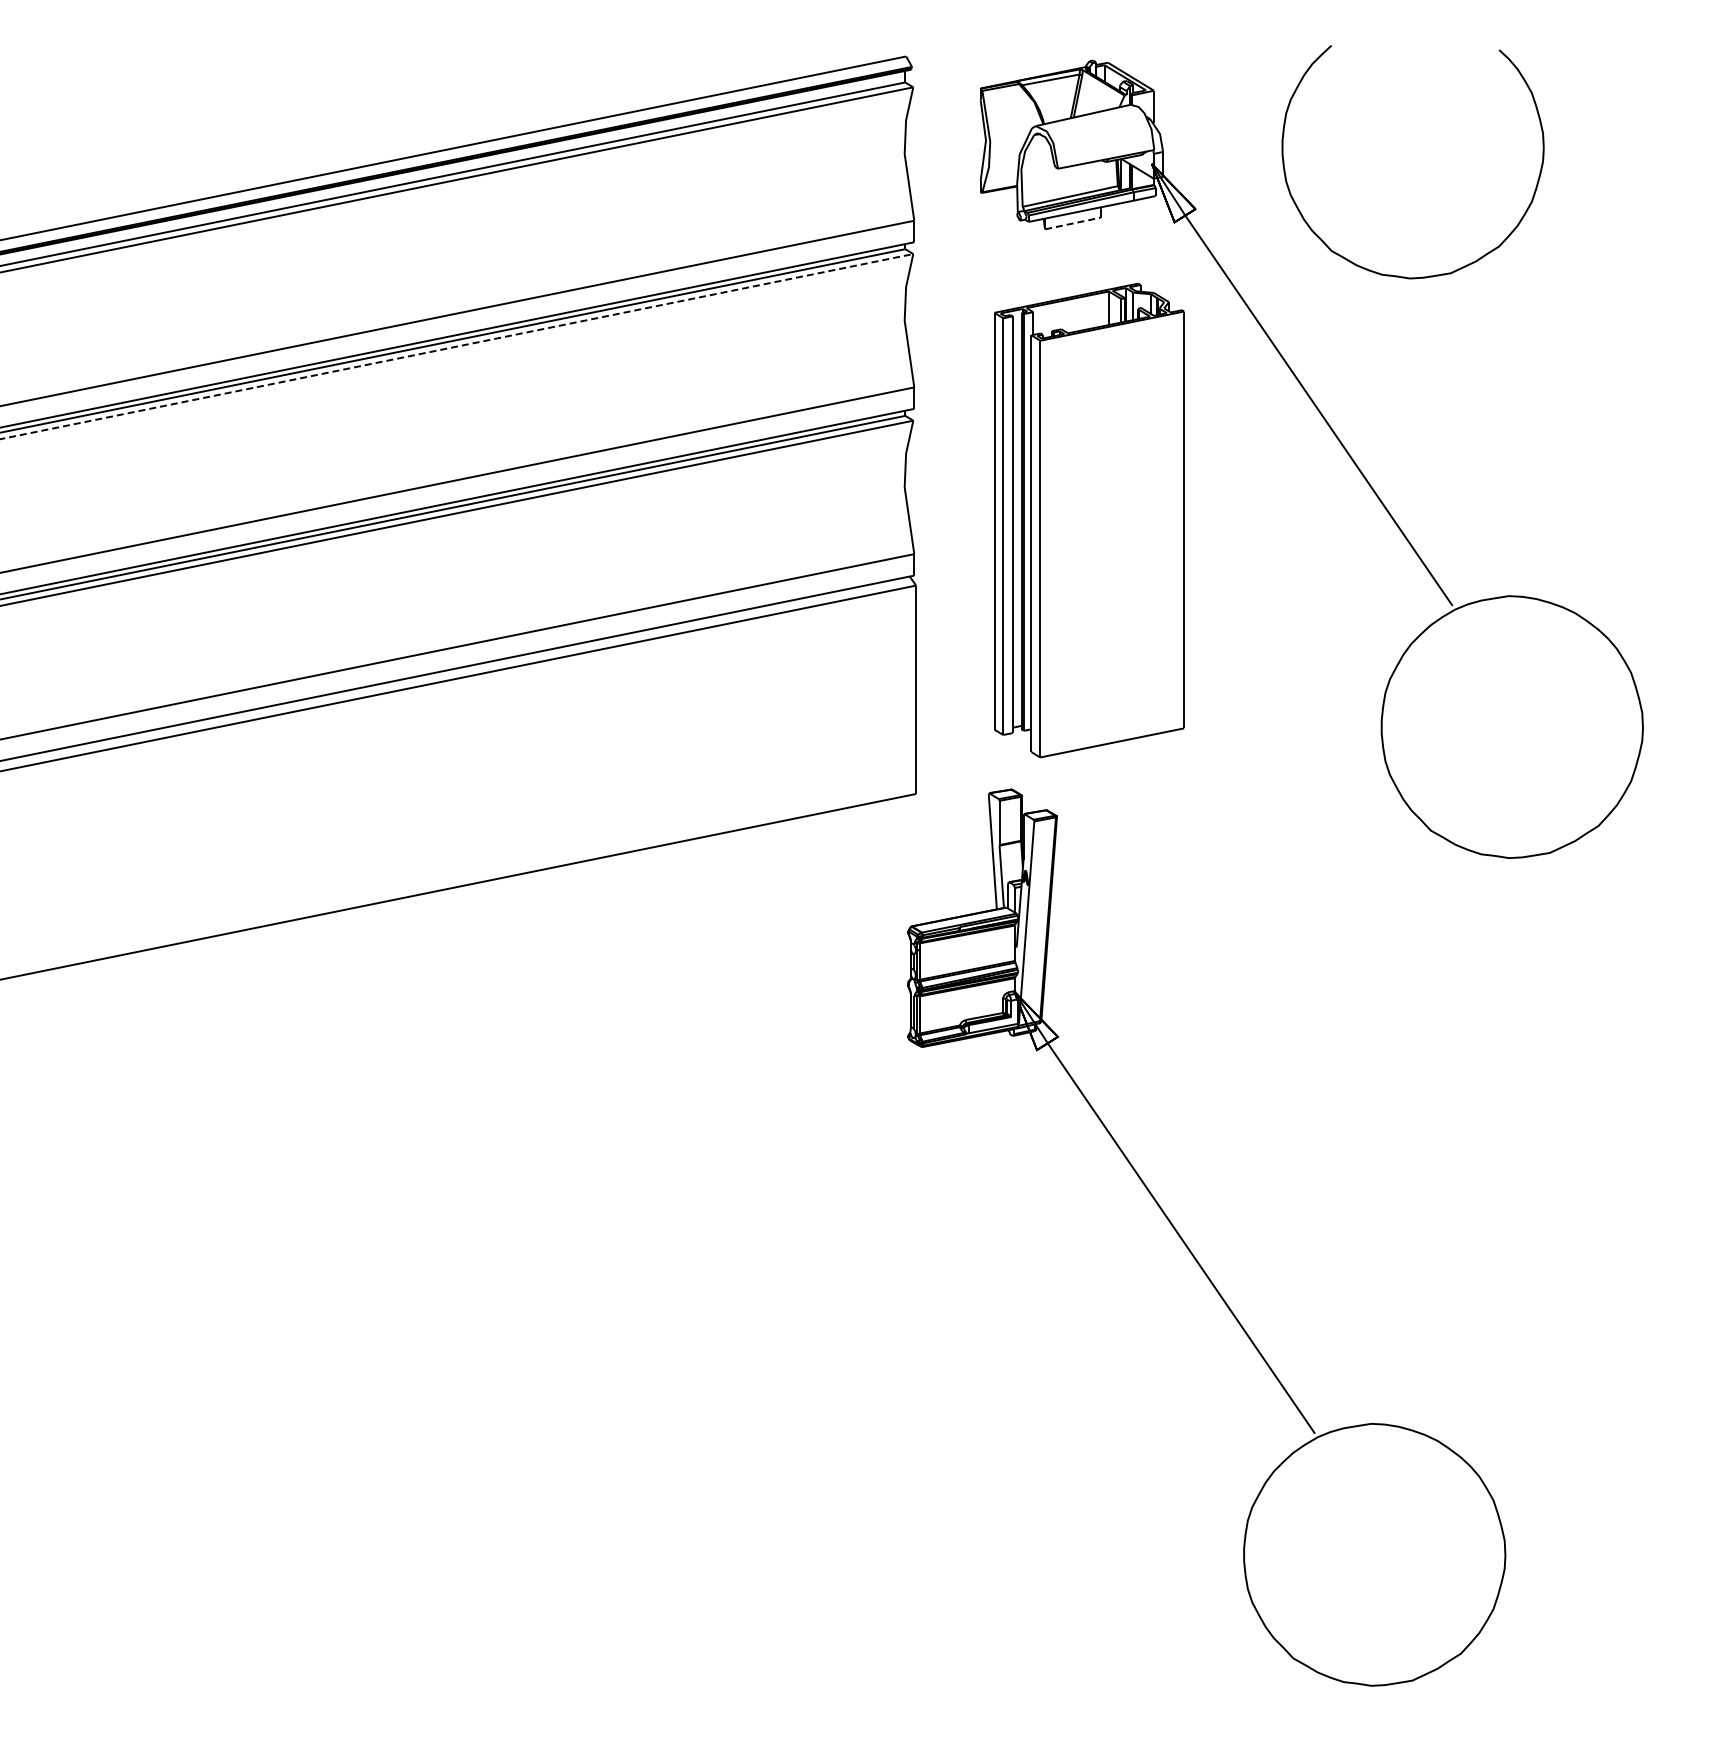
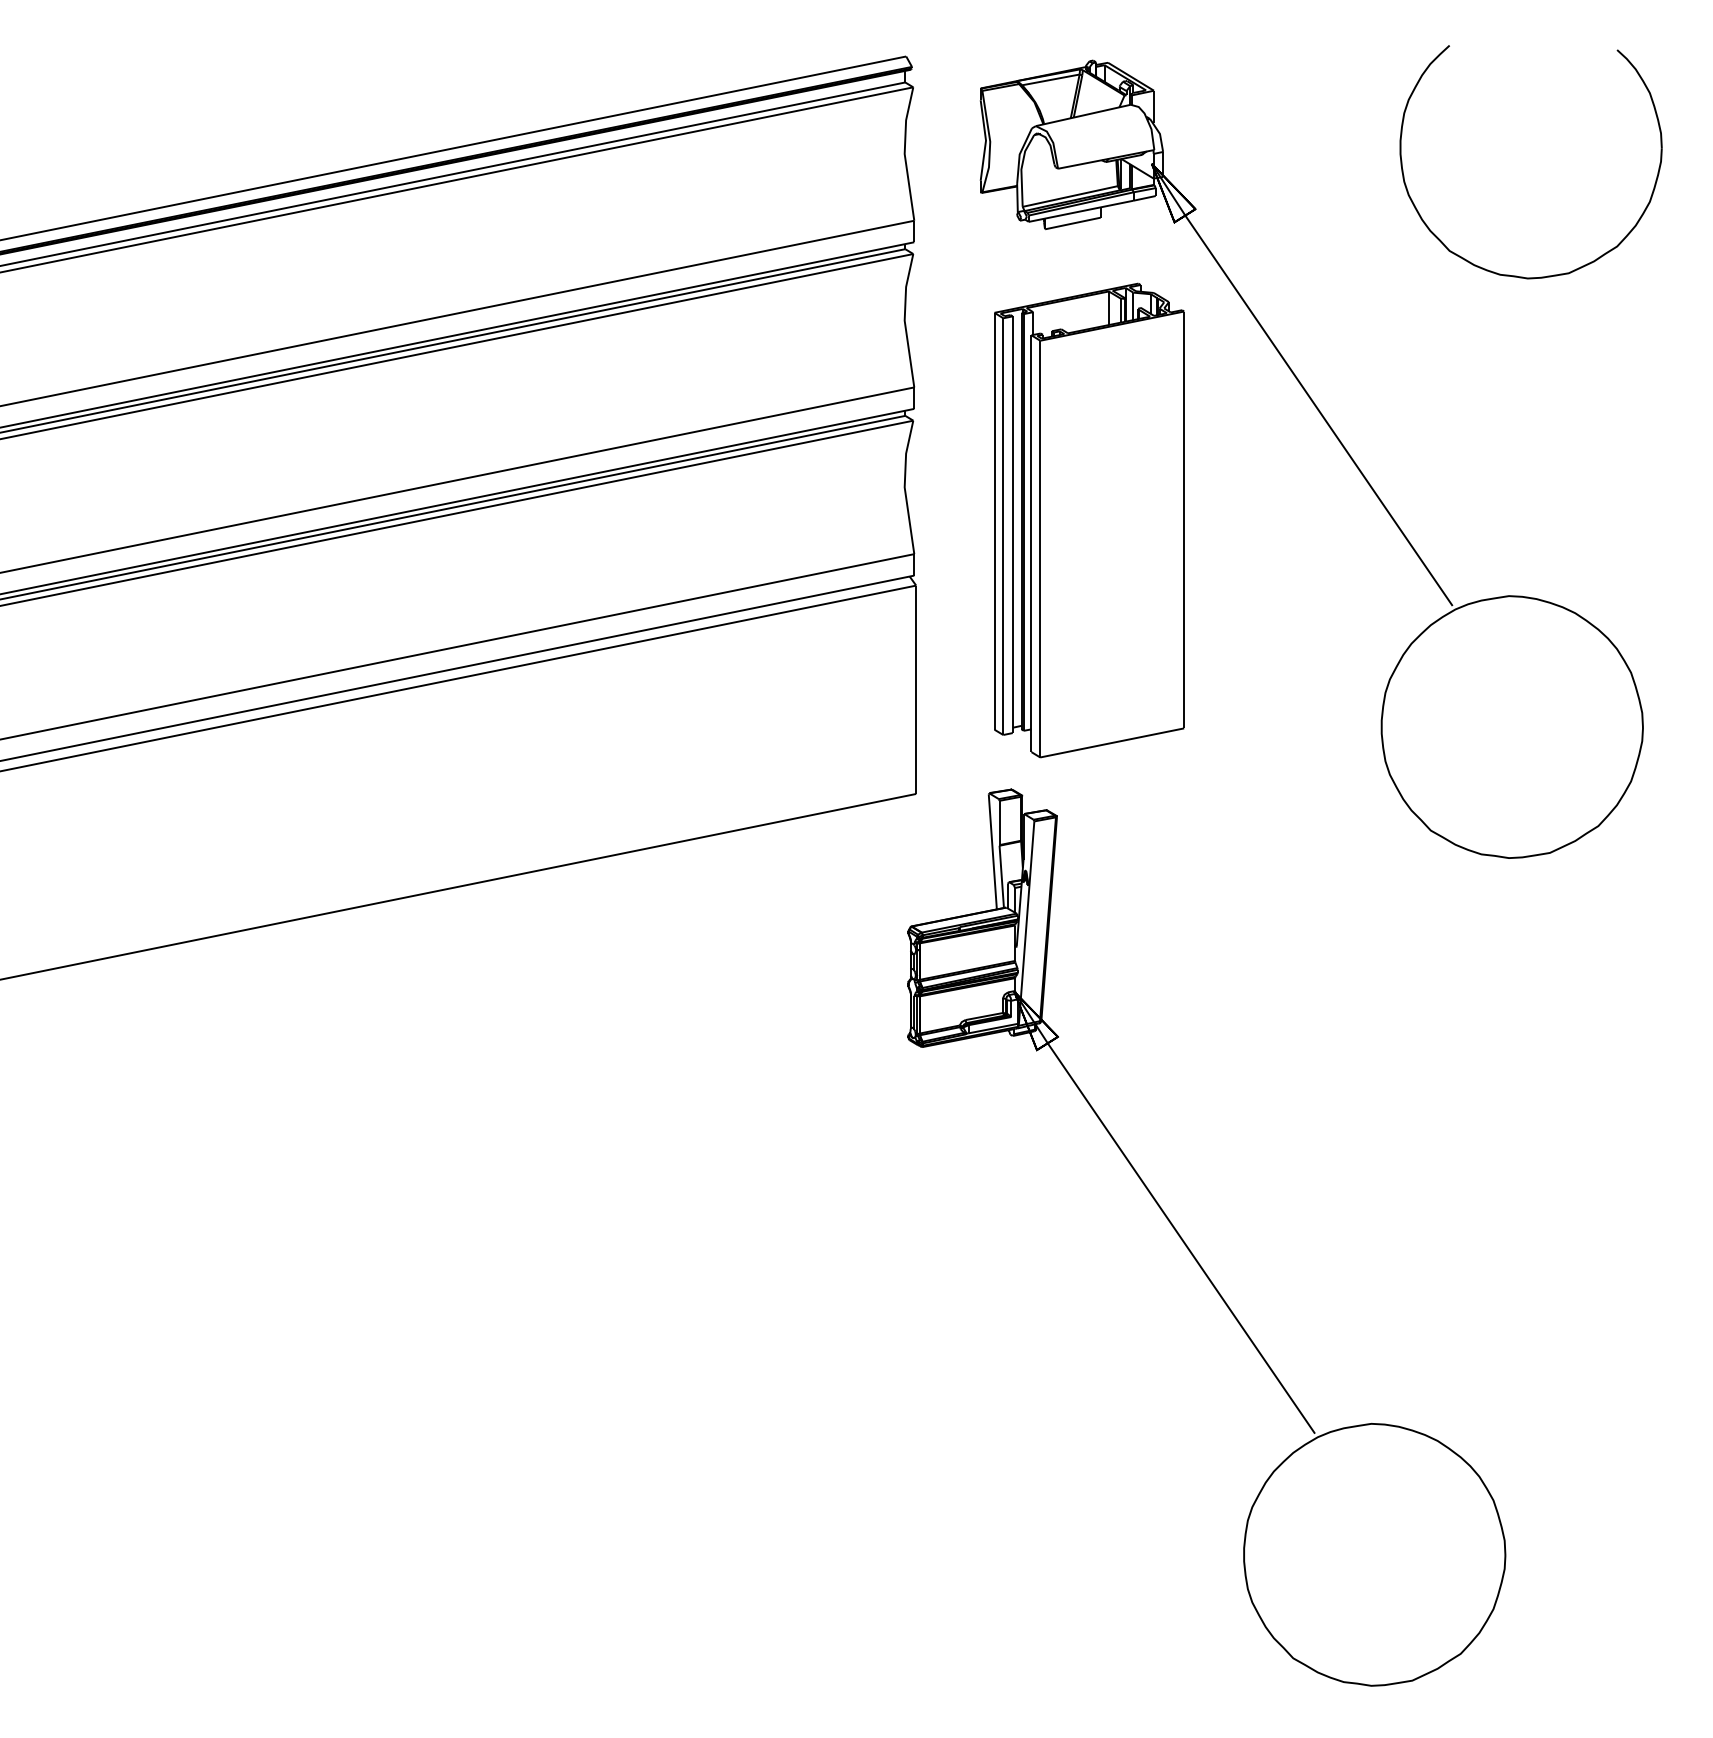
line: dashed -> solid (1073, 223)
part position: (1398, 275) -> (1516, 275) (1516, 275)
line: dashed -> solid (456, 346)
